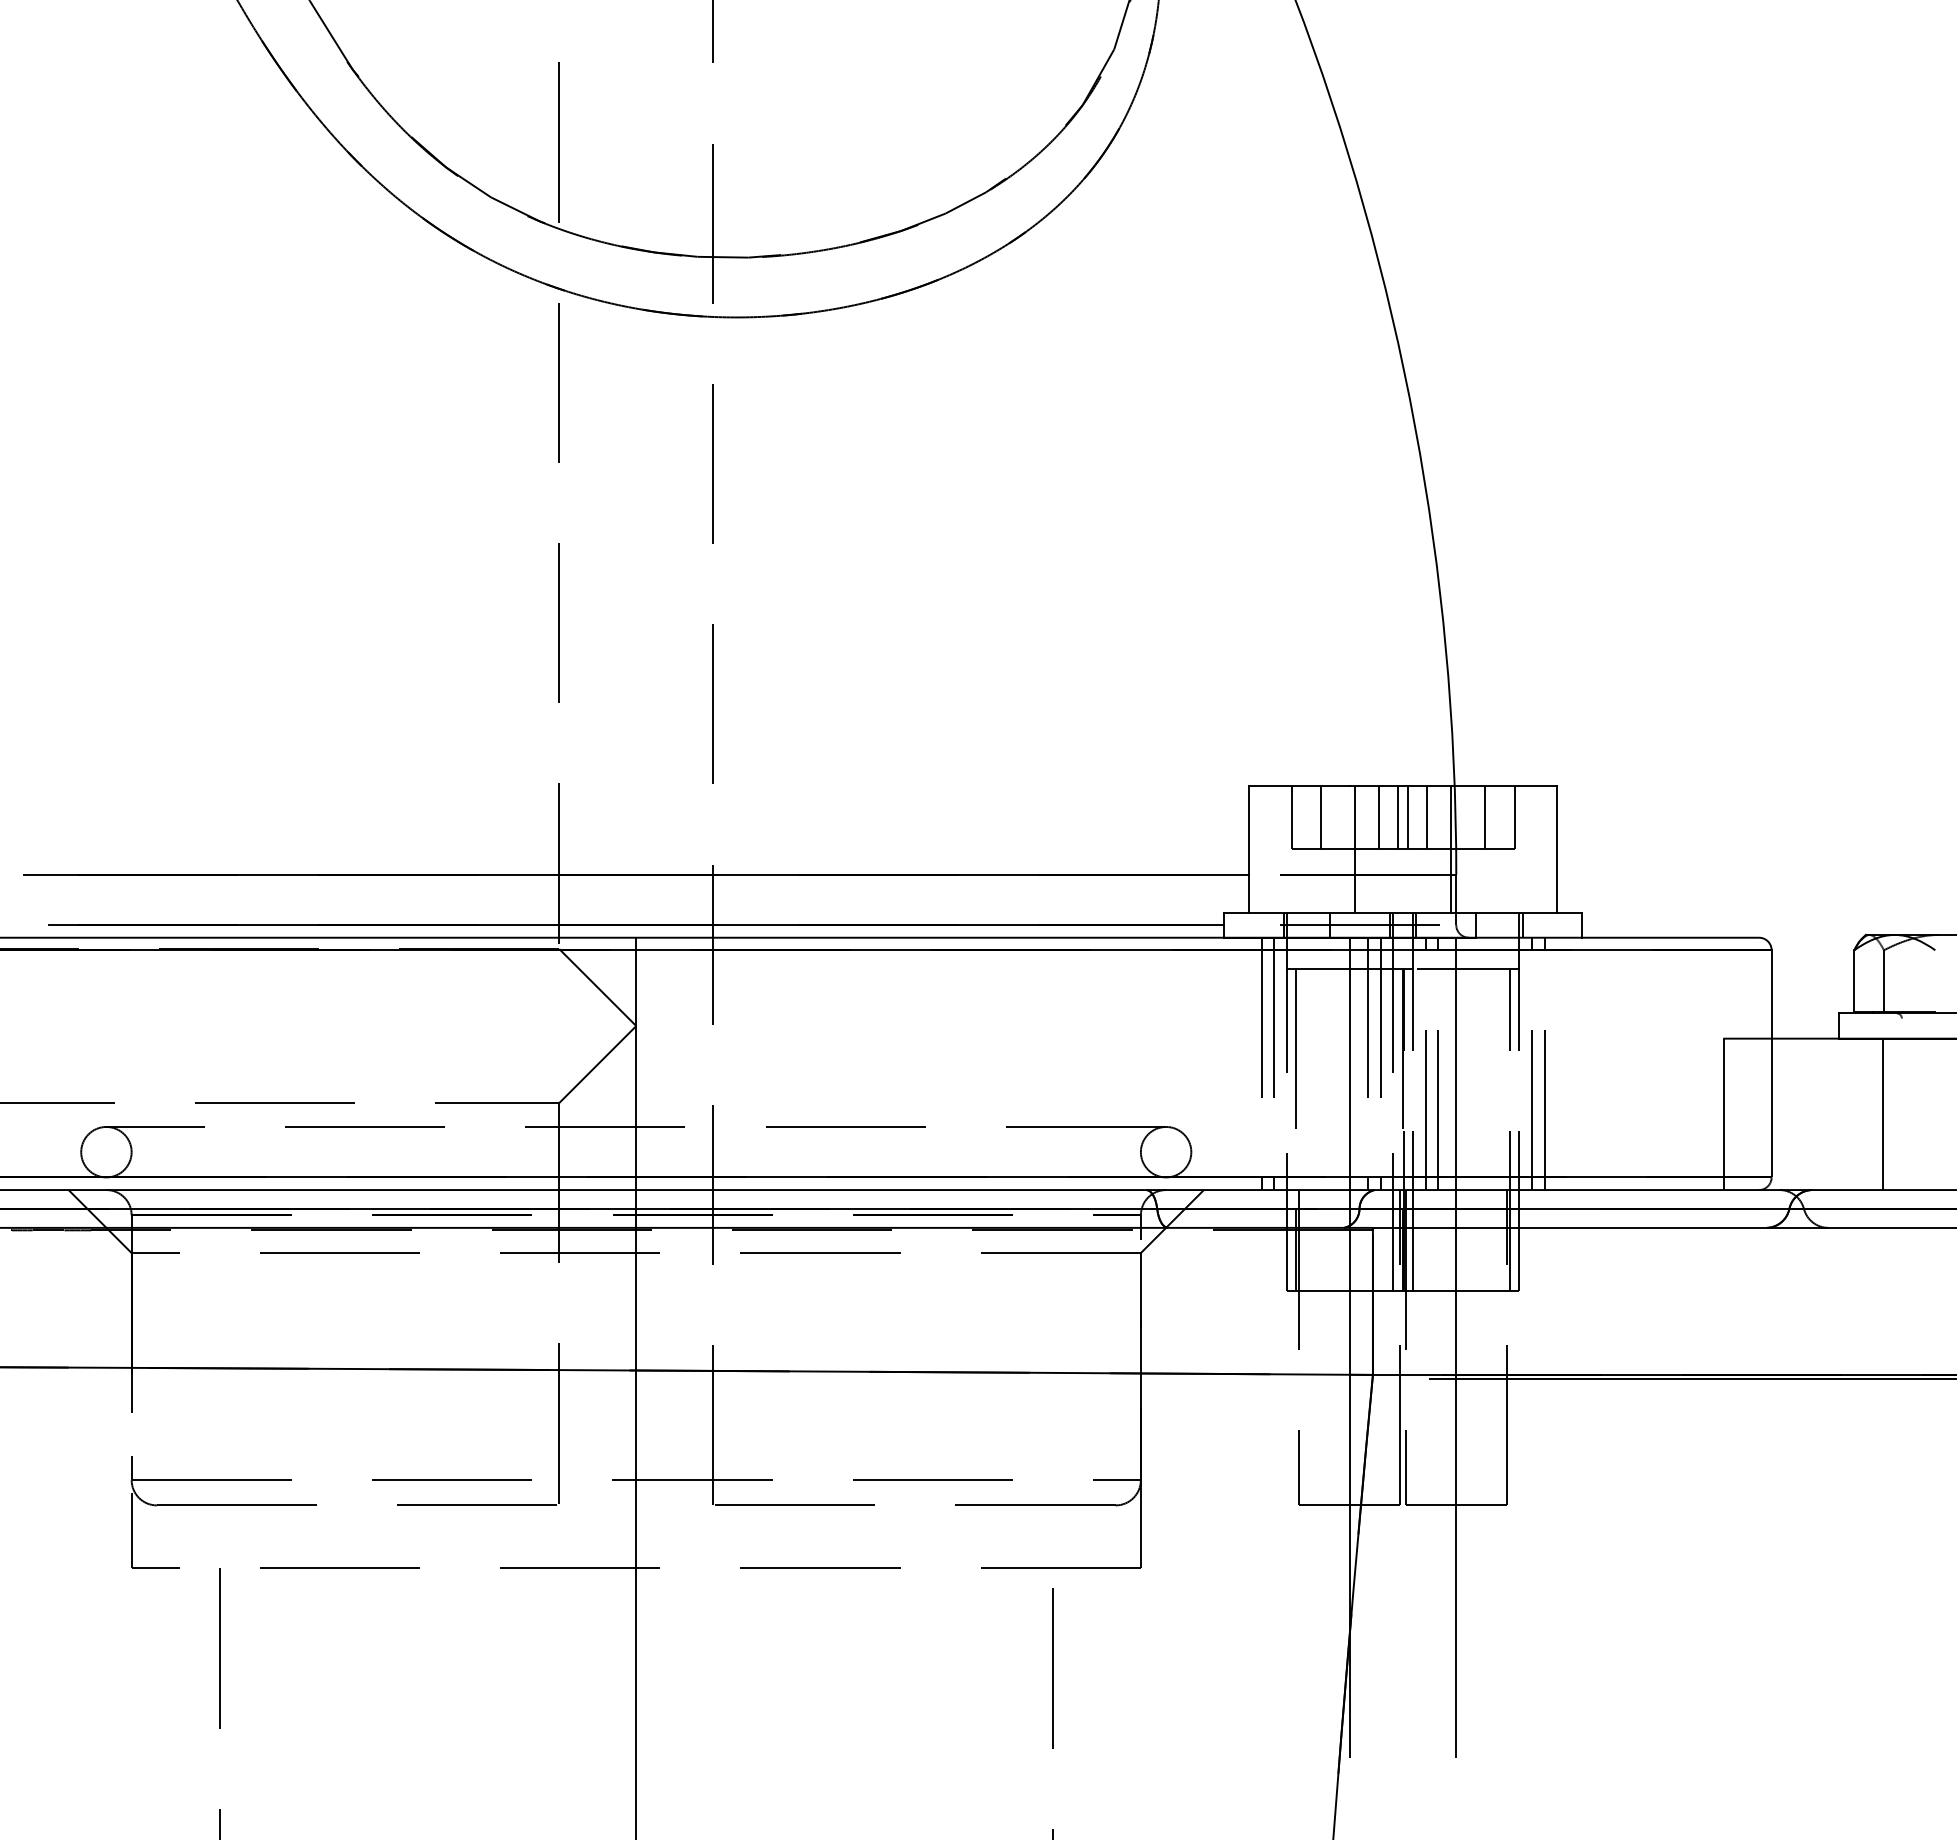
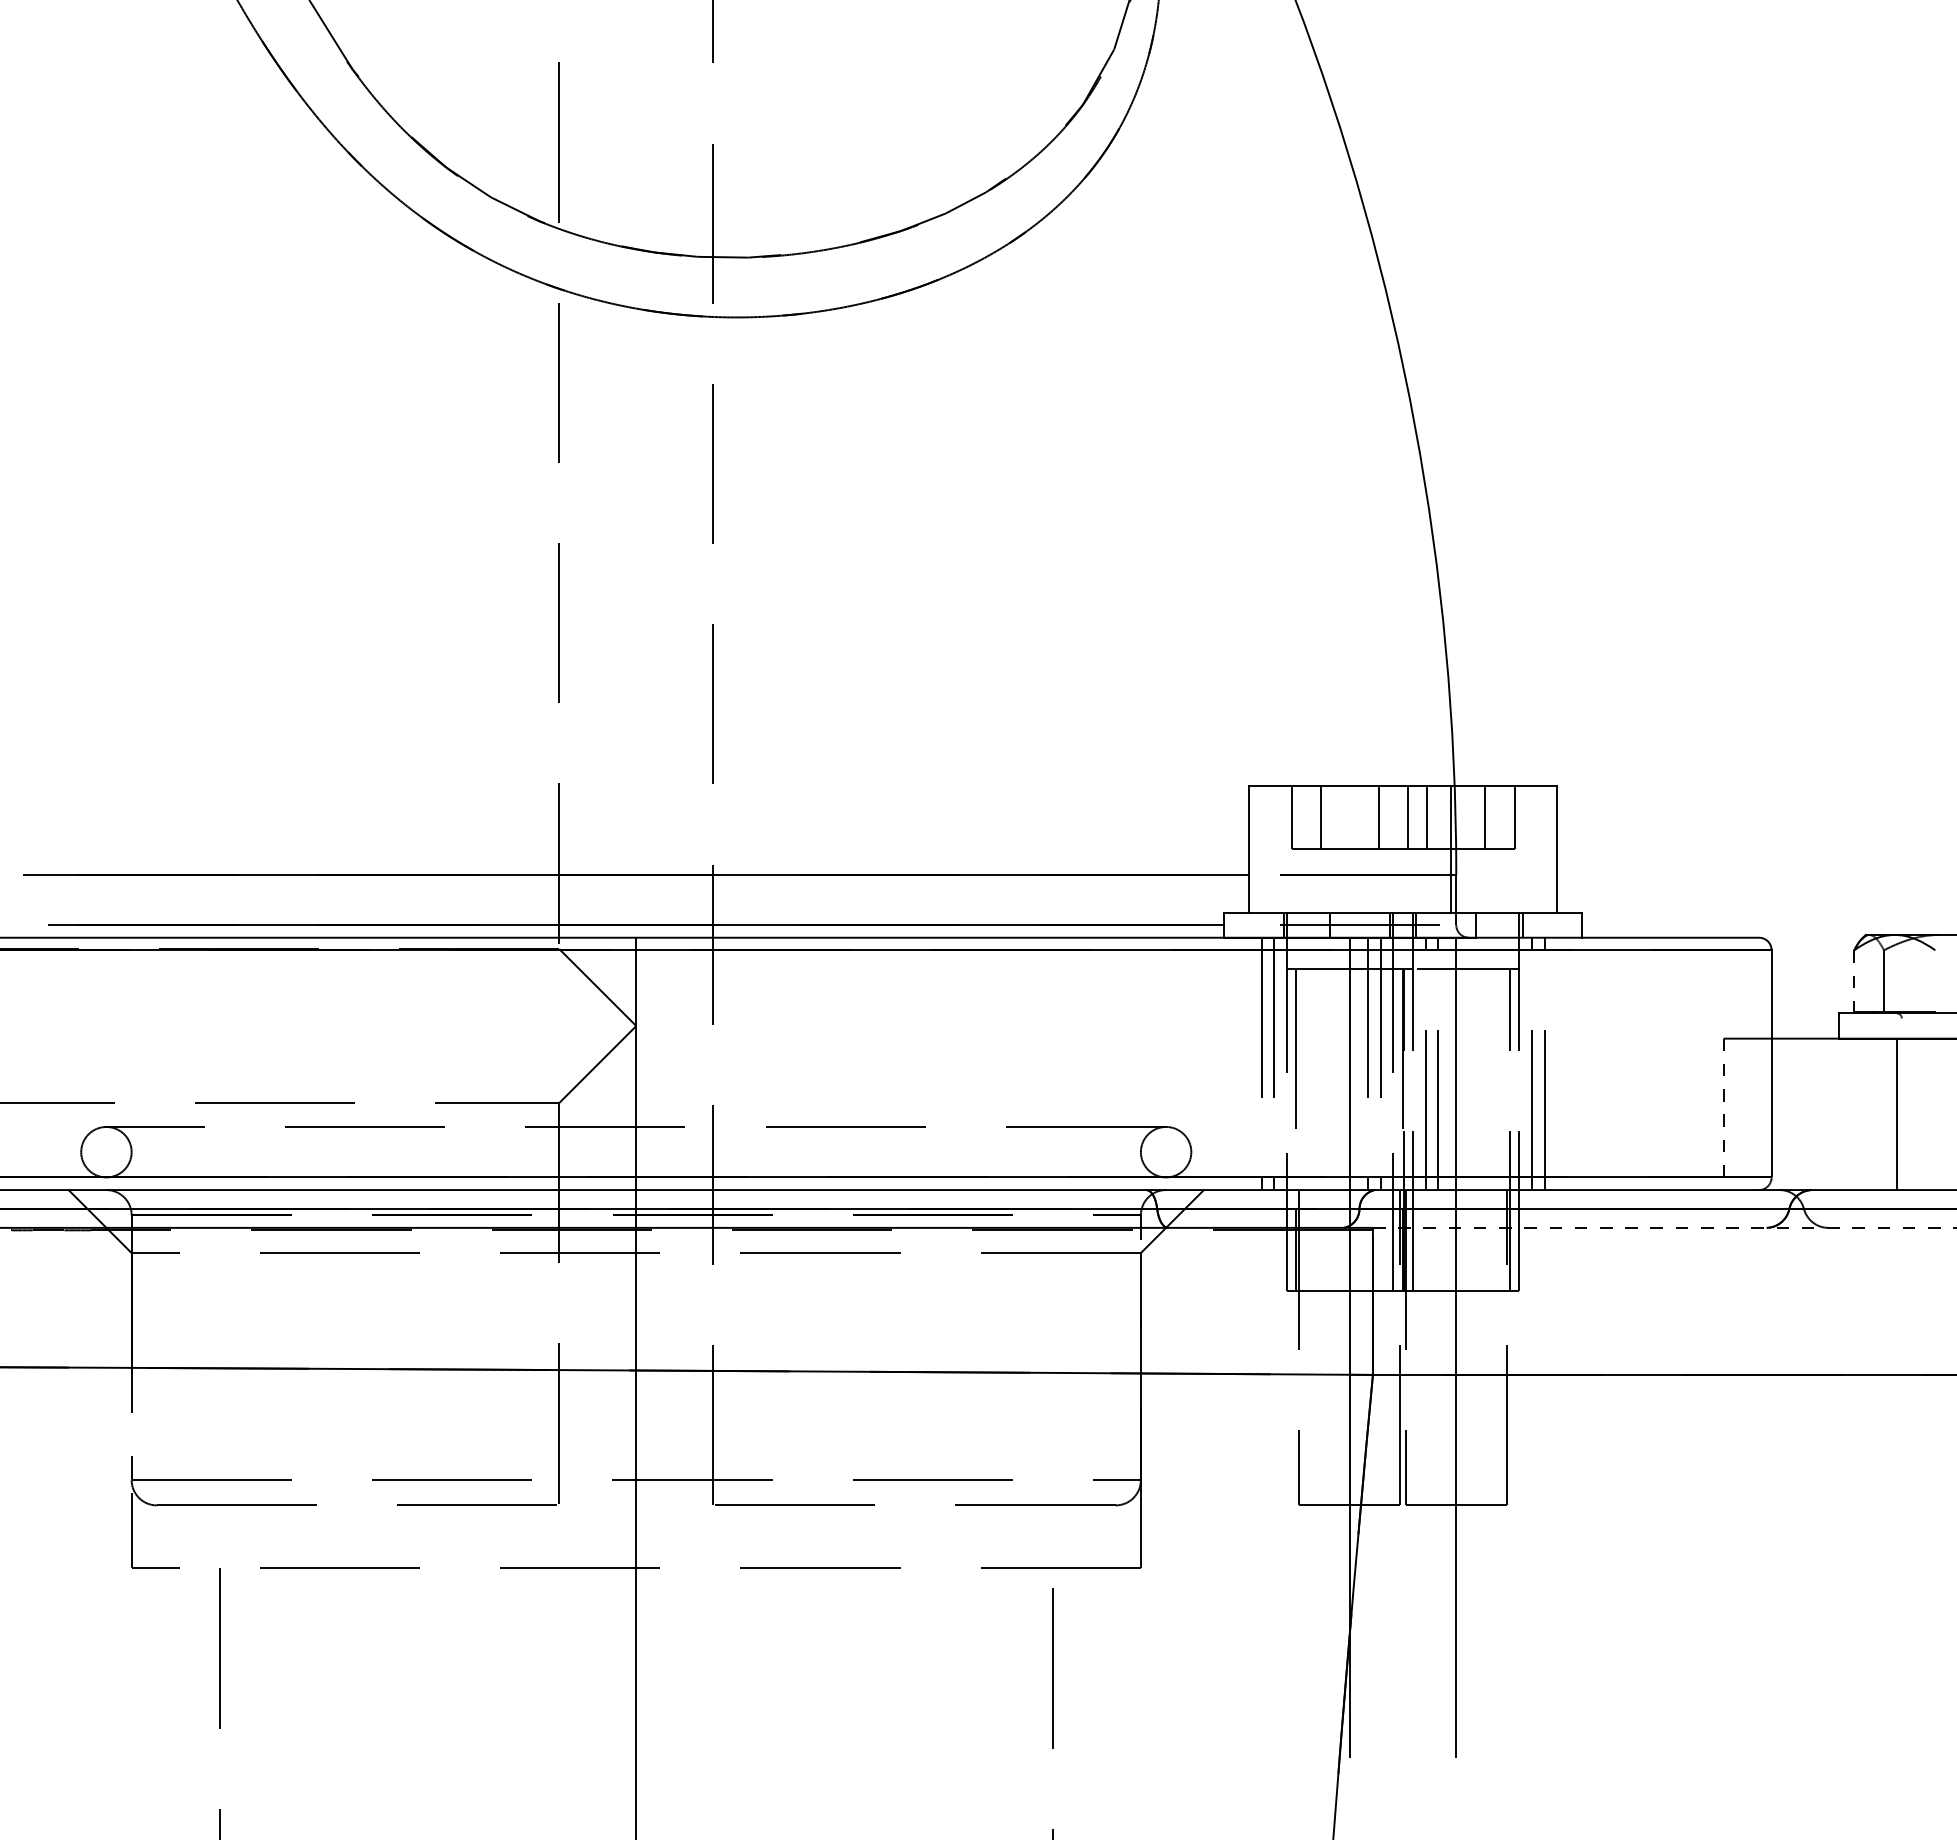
line: present -> none (1398, 817)
line: present -> none (1355, 849)
line: solid -> dashed (1854, 980)
line: solid -> dashed (1723, 1114)
line position: (1883, 1114) -> (1897, 1114) (1897, 1114)
line: solid -> dashed (1664, 1227)
line: present -> none (1690, 1379)
